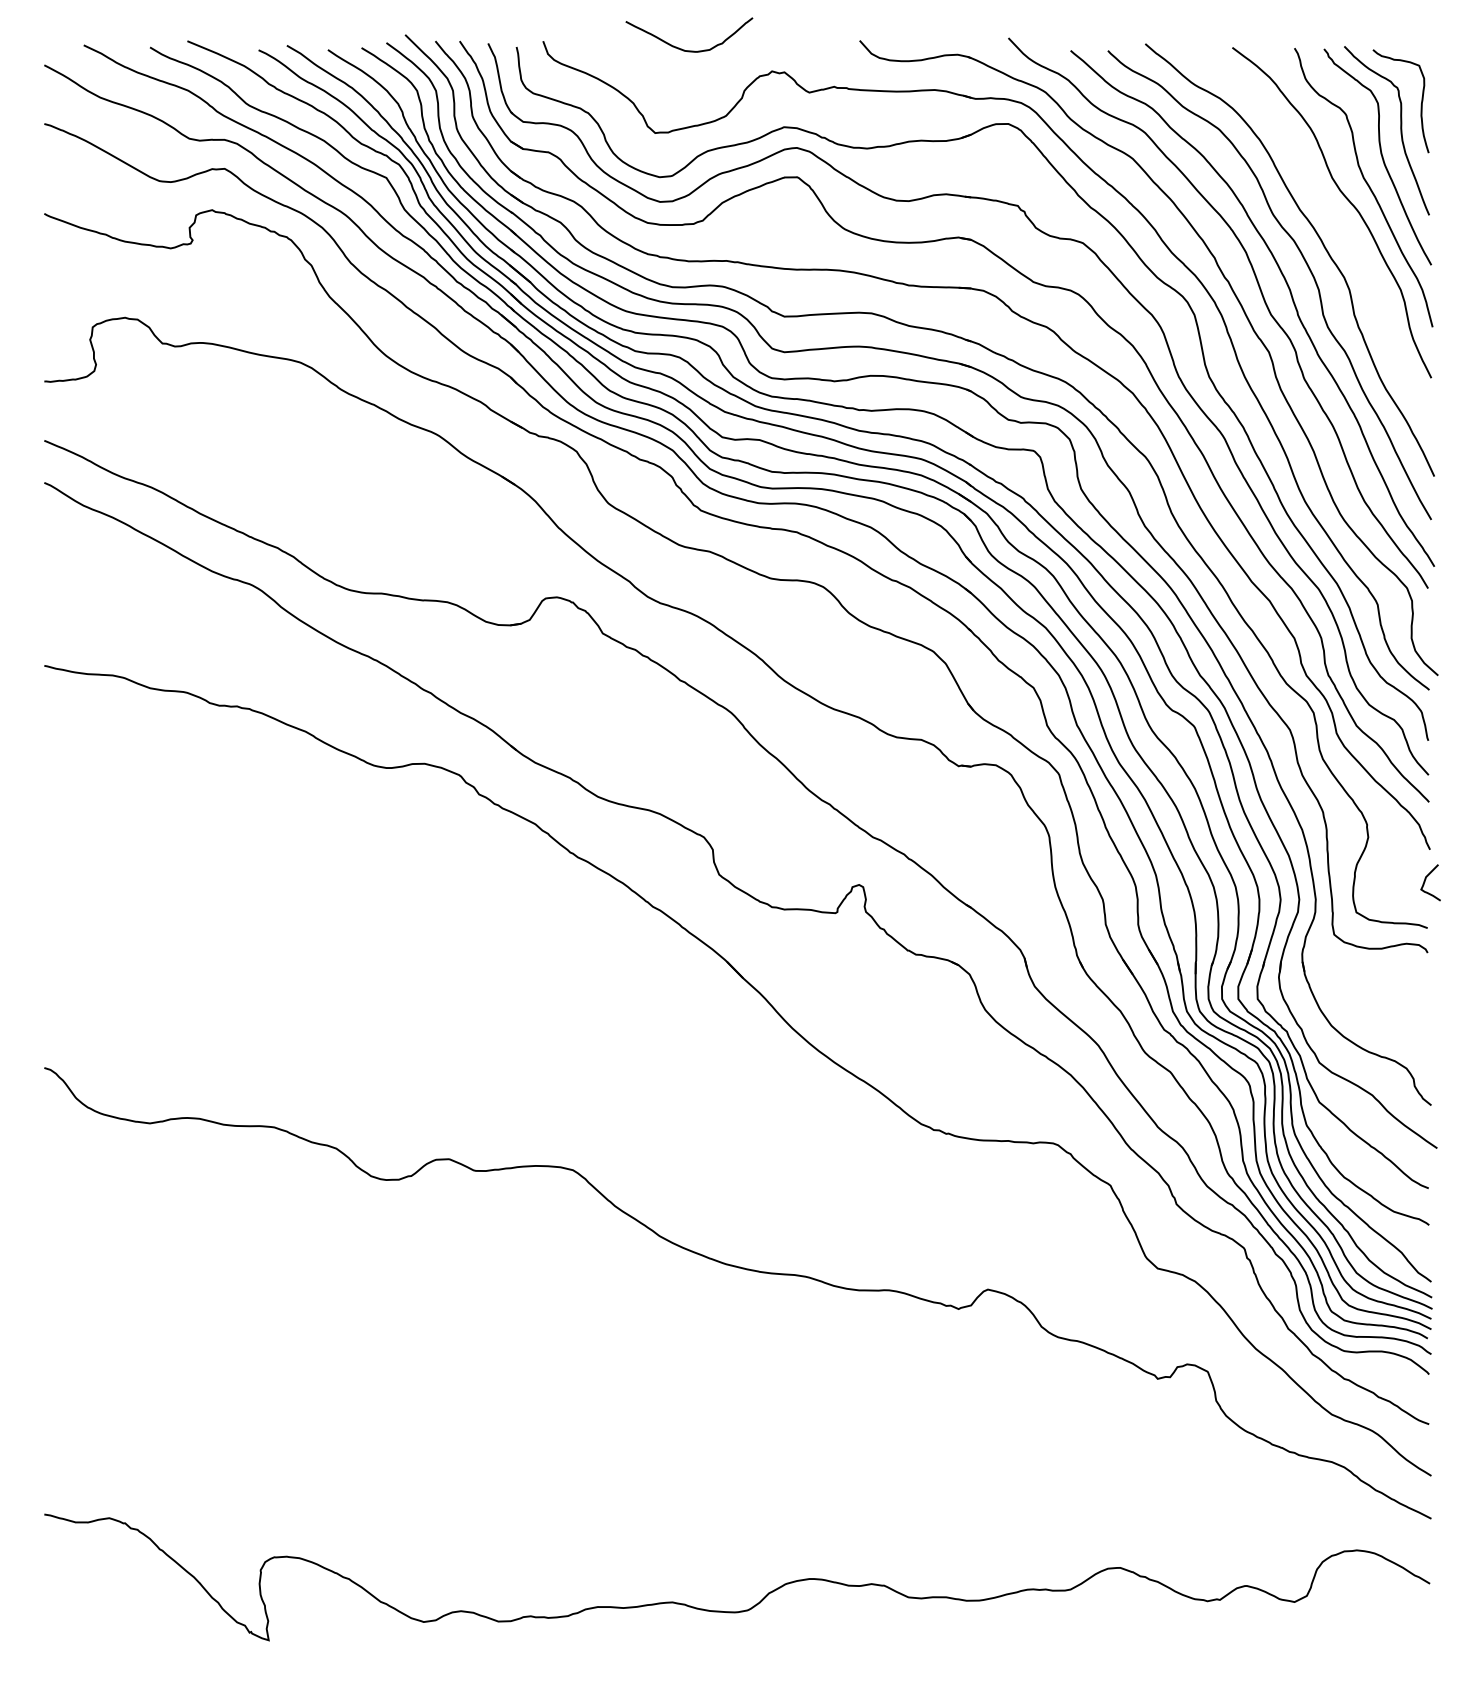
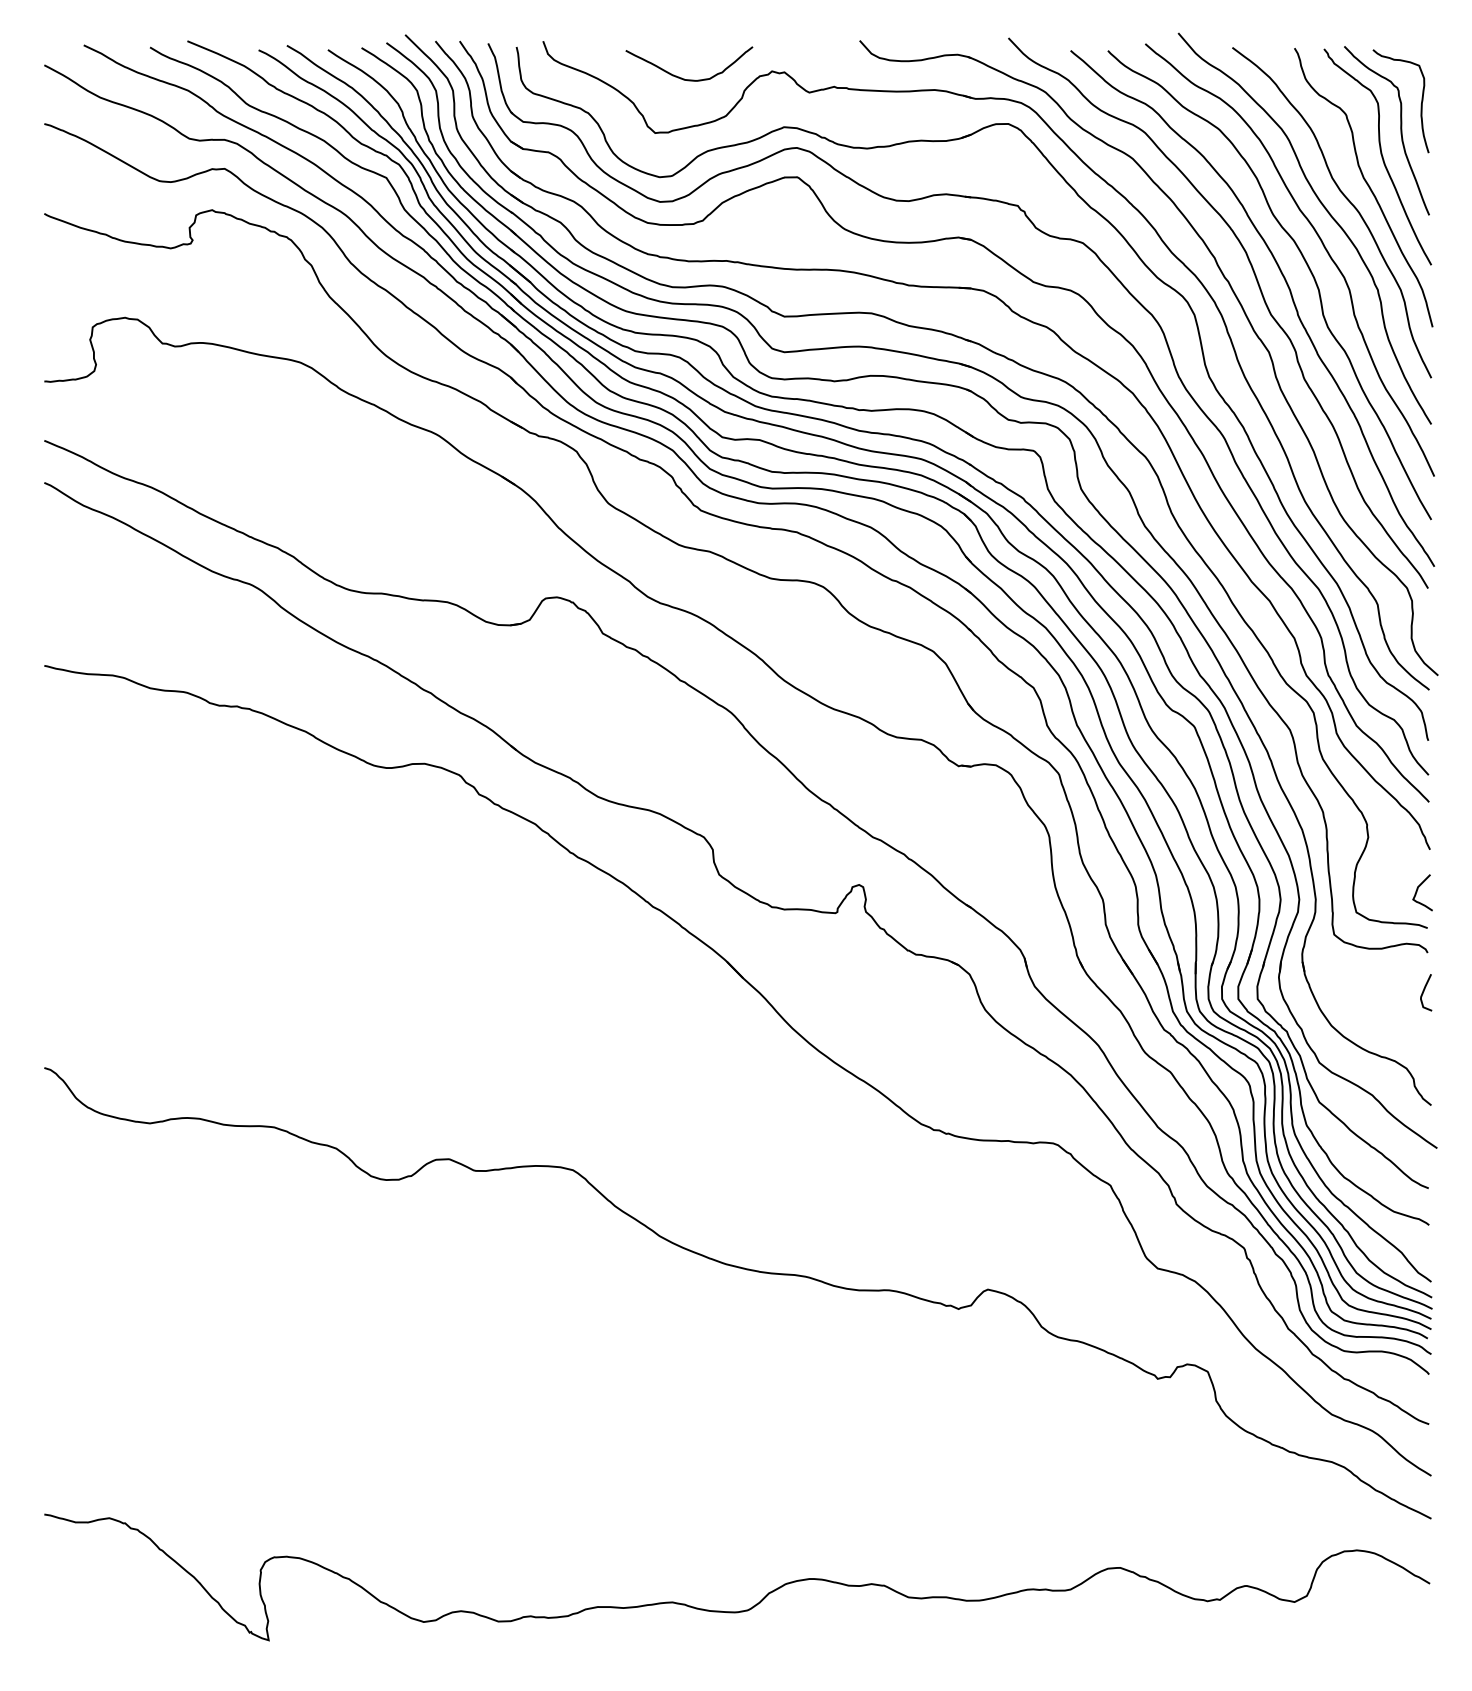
curve position: (684, 49) -> (684, 78) (684, 78)
curve: none -> present (1325, 210)
curve position: (1426, 879) -> (1418, 889) (1418, 889)
curve: none -> present (1424, 991)
